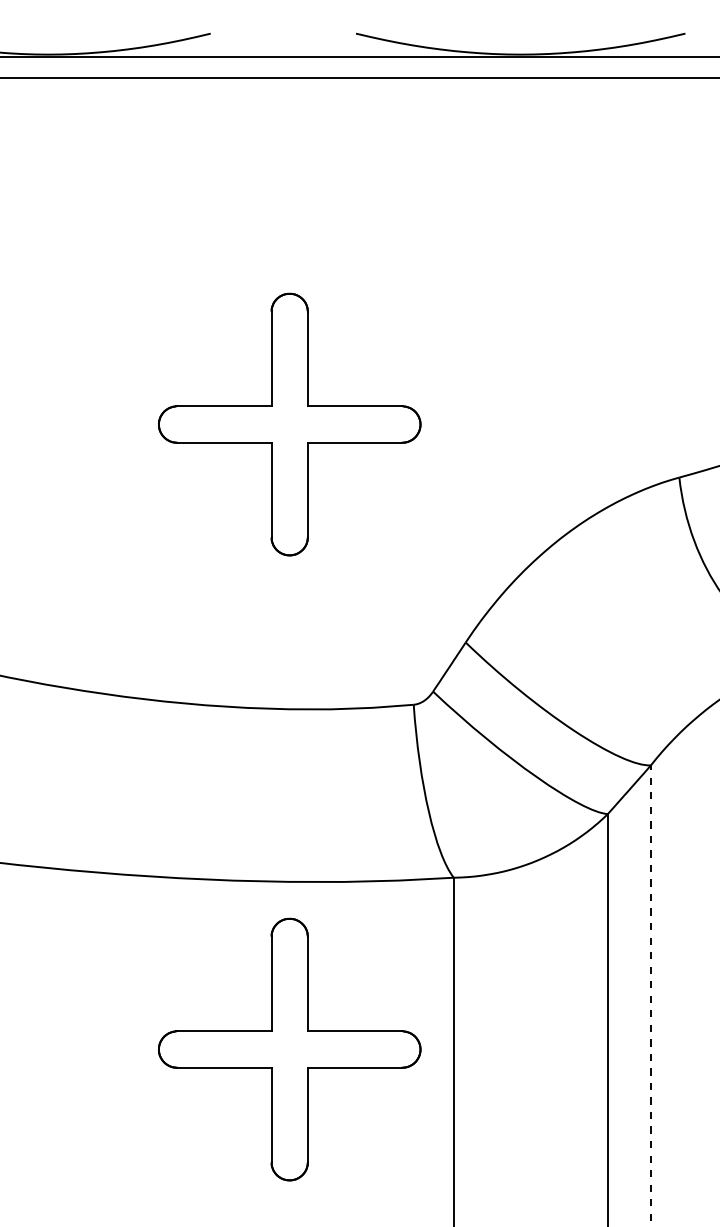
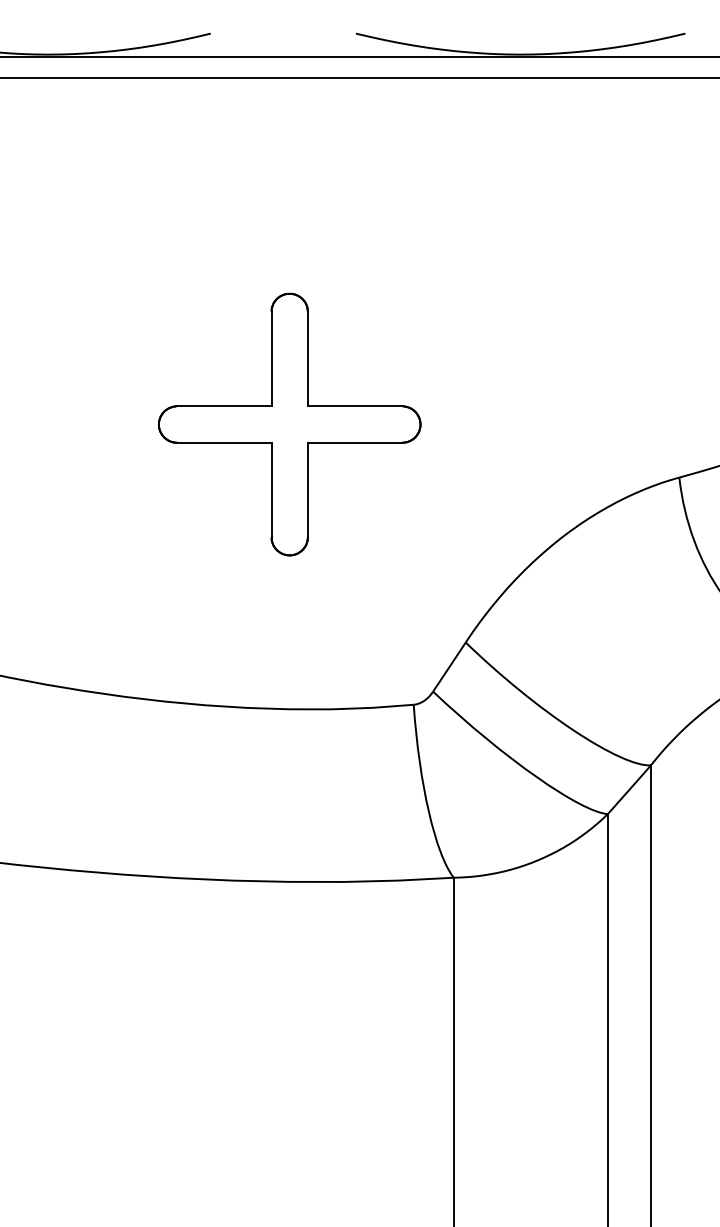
line: dashed -> solid (650, 995)
part: present -> none (289, 1049)
